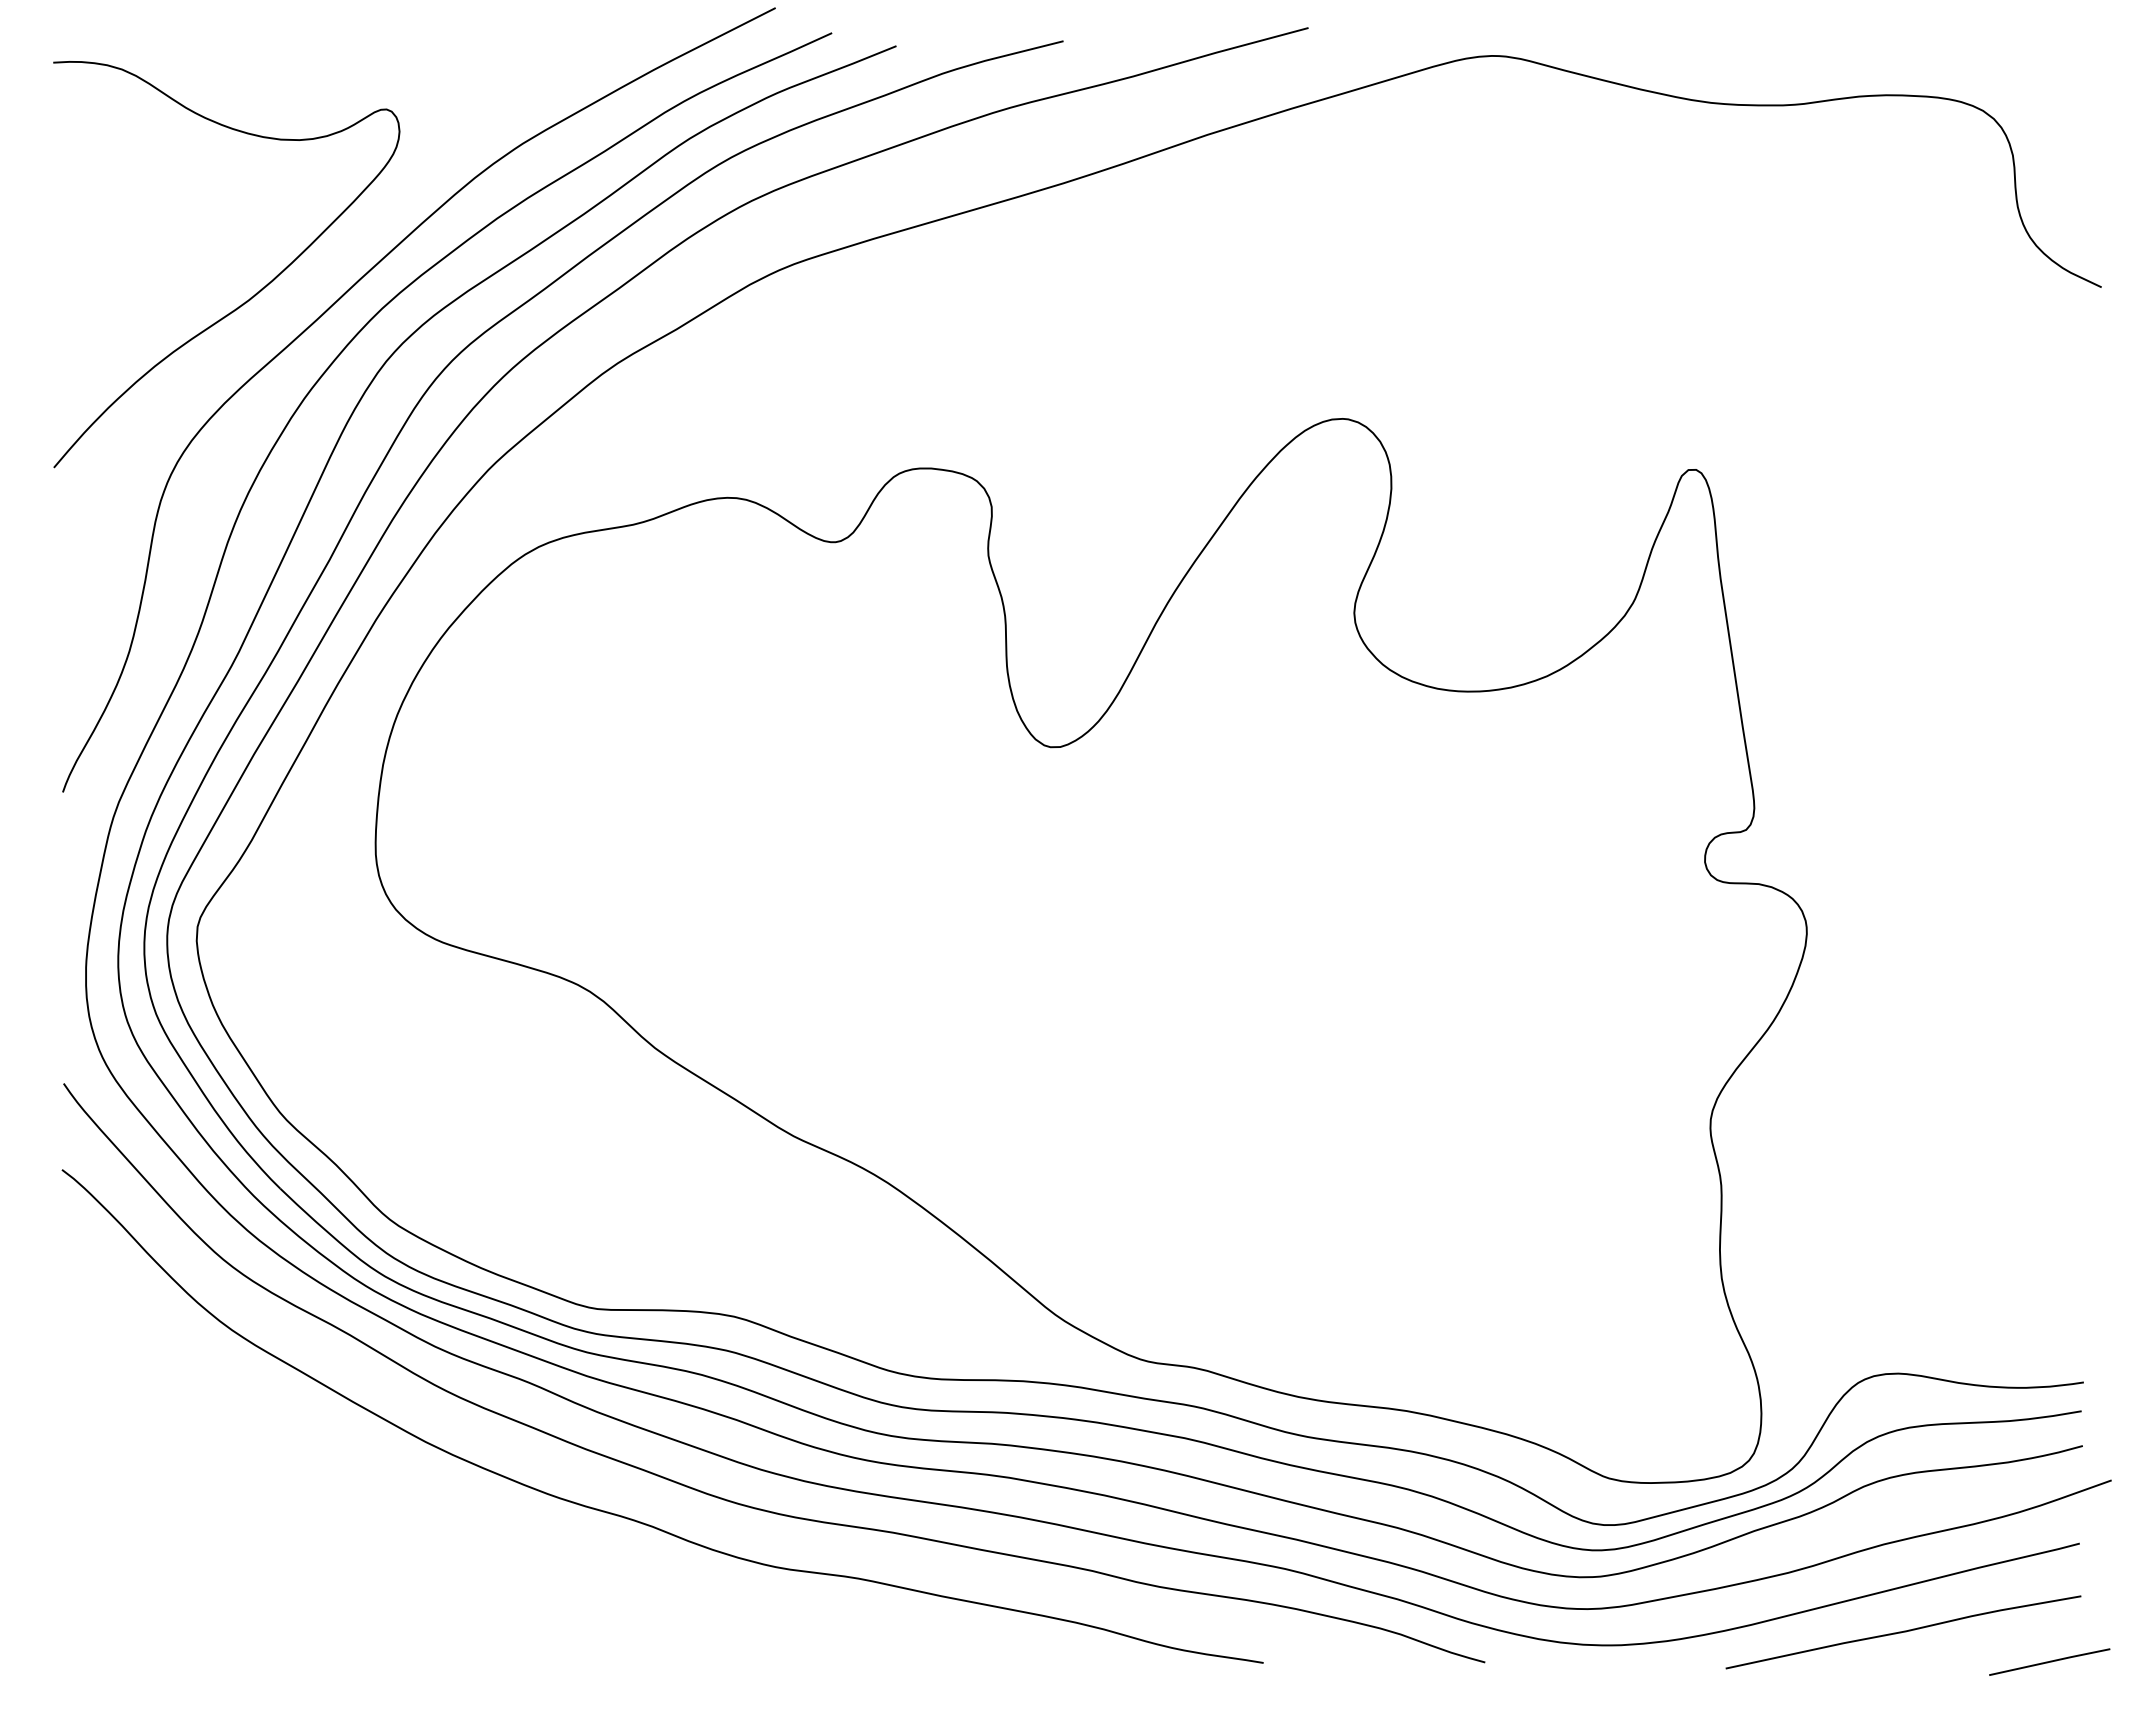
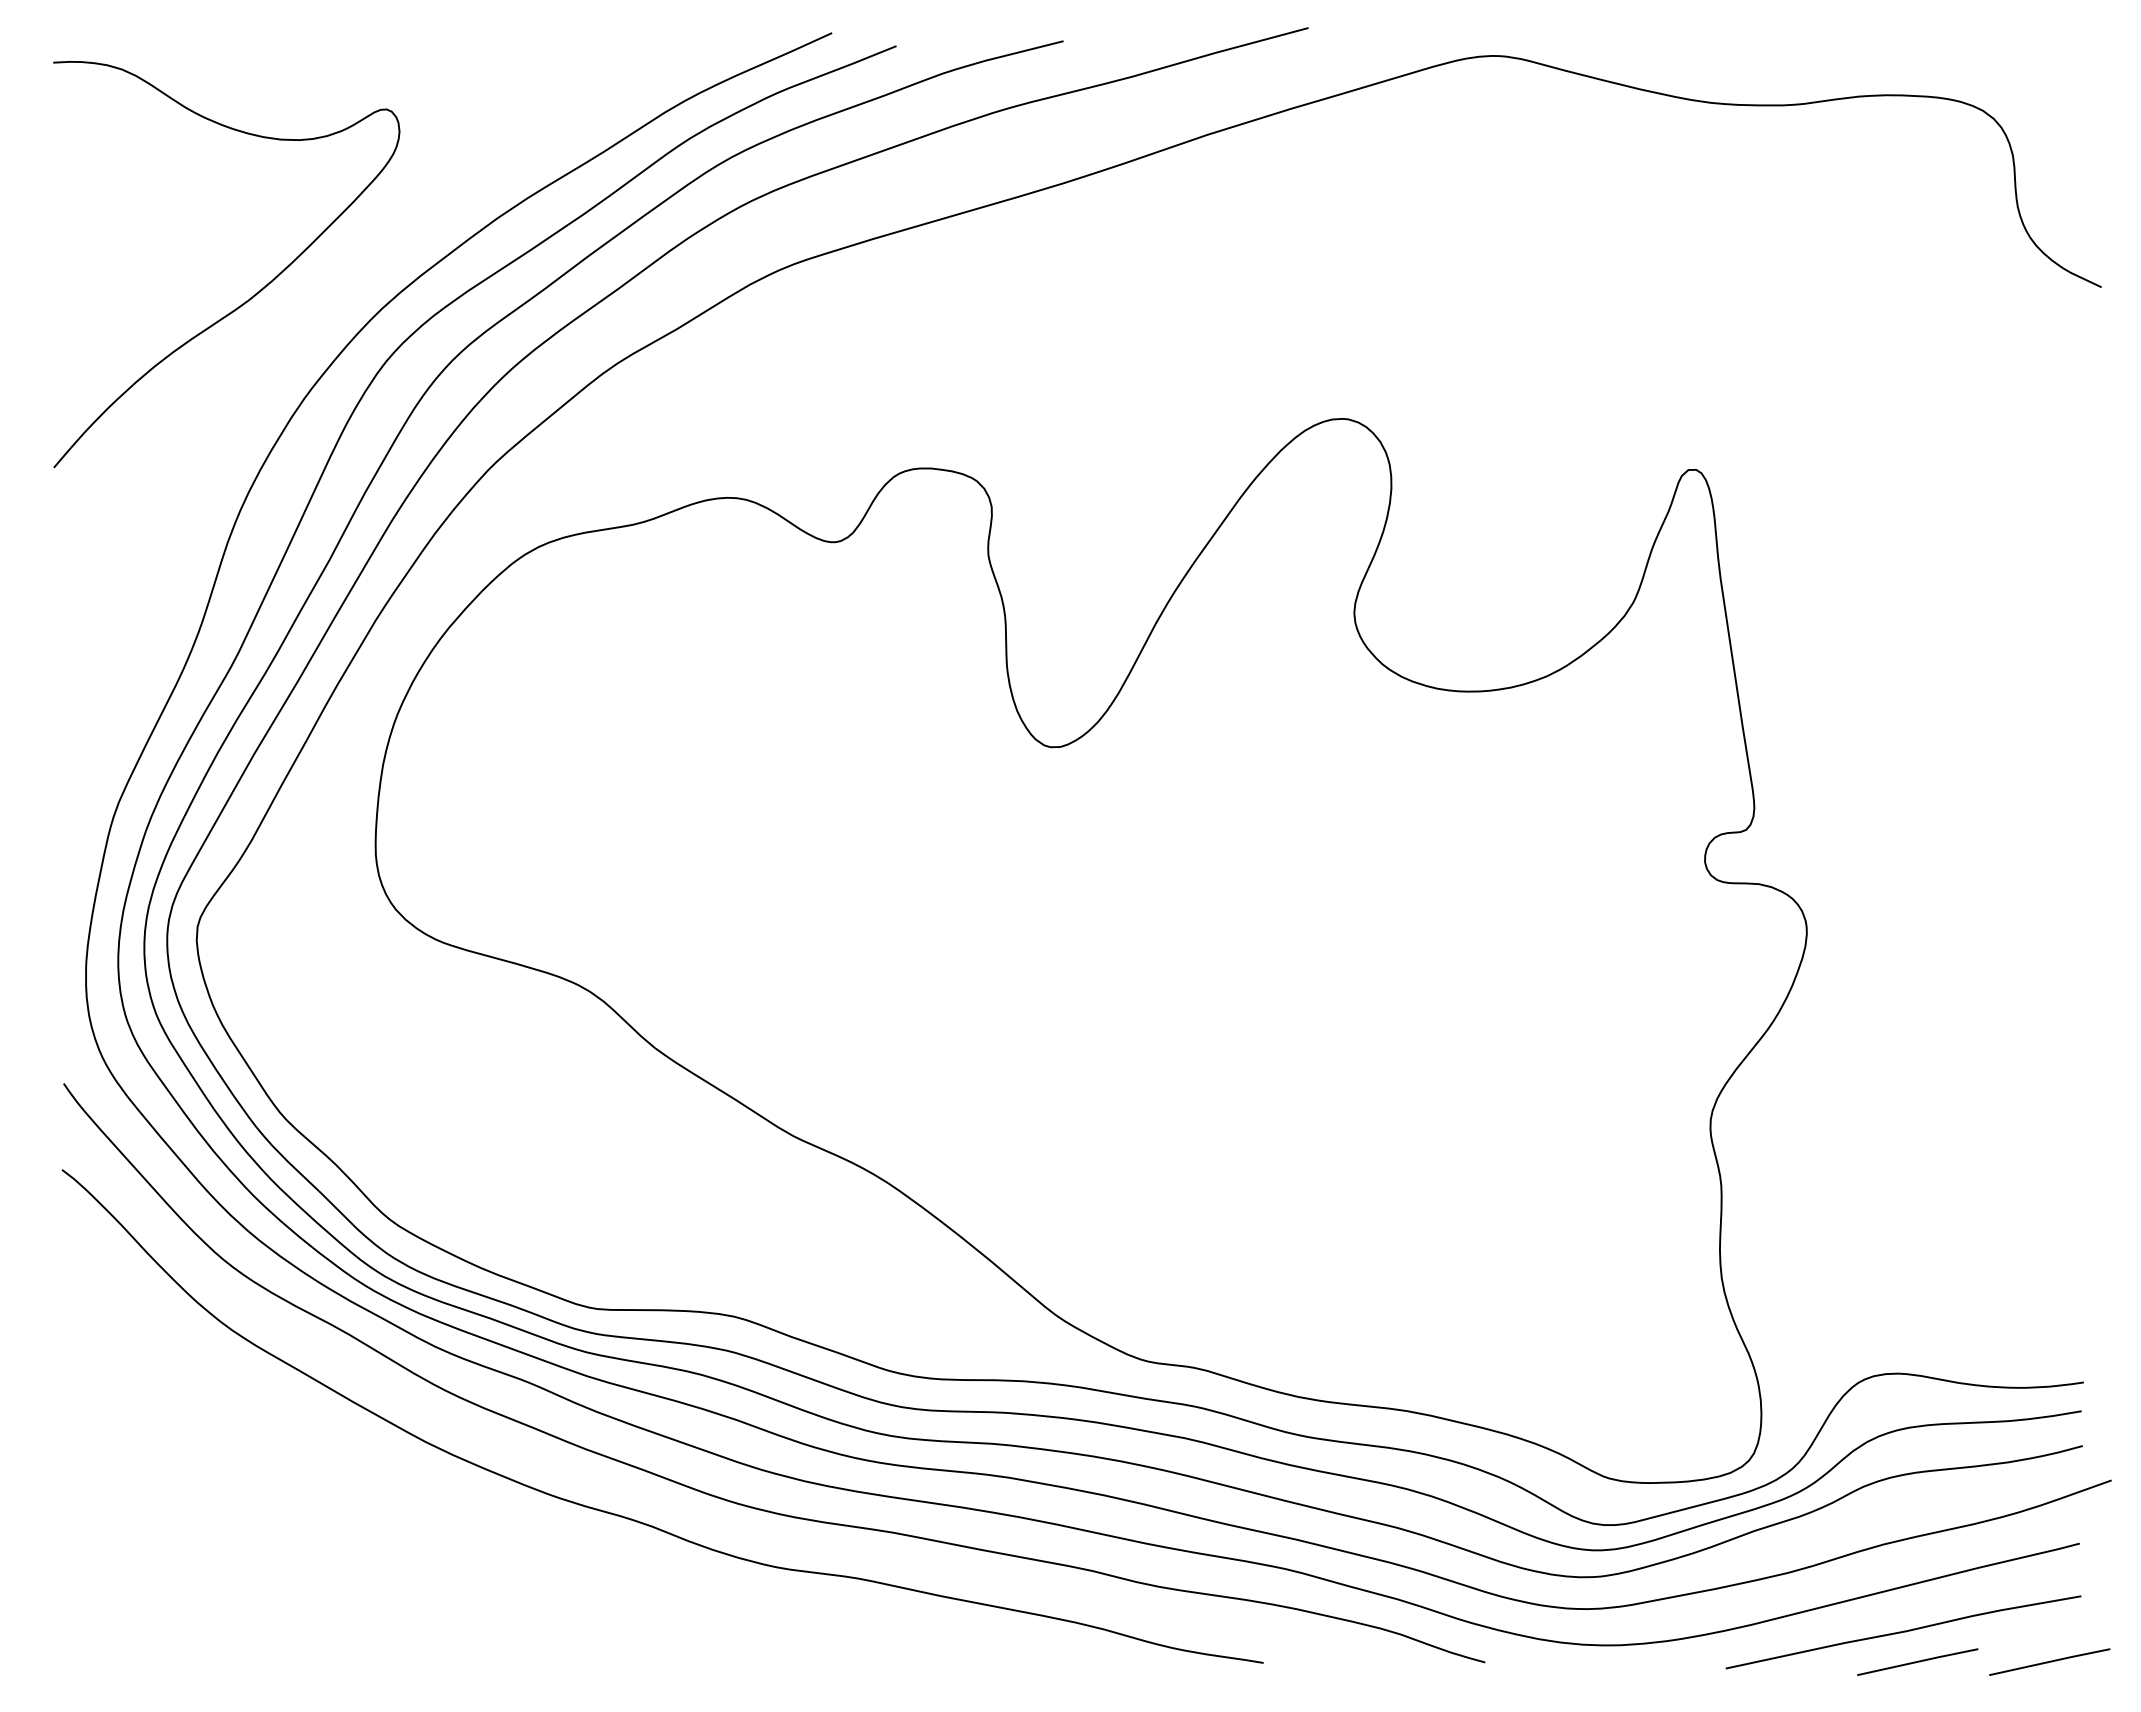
curve: present -> none (329, 309)
line: none -> present (1917, 1661)
